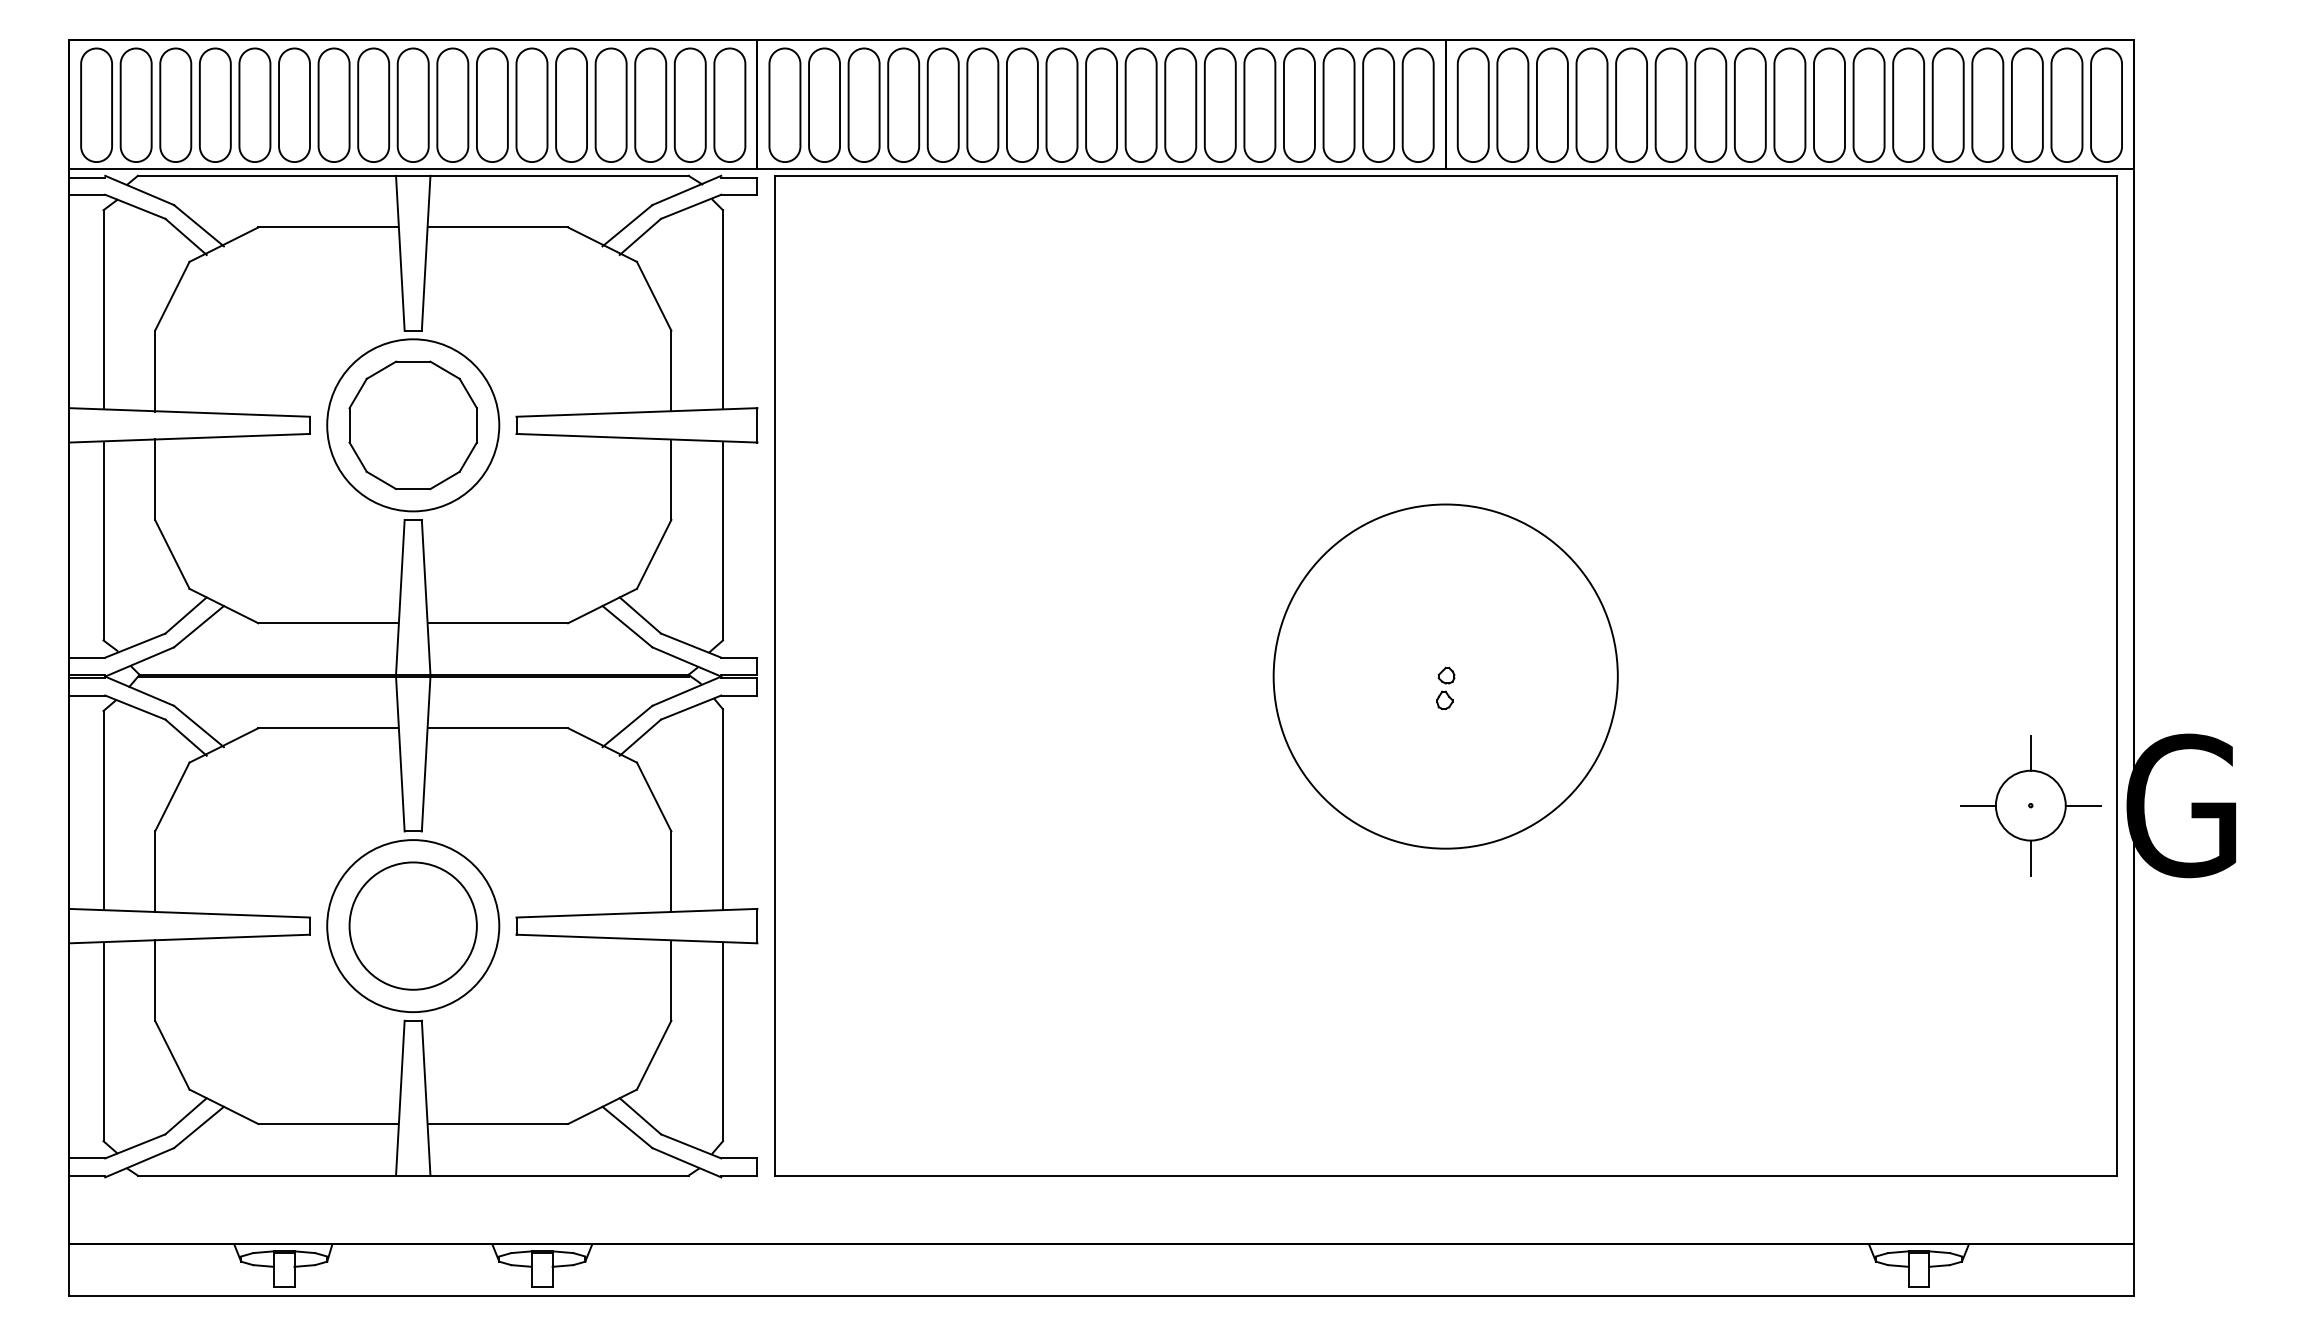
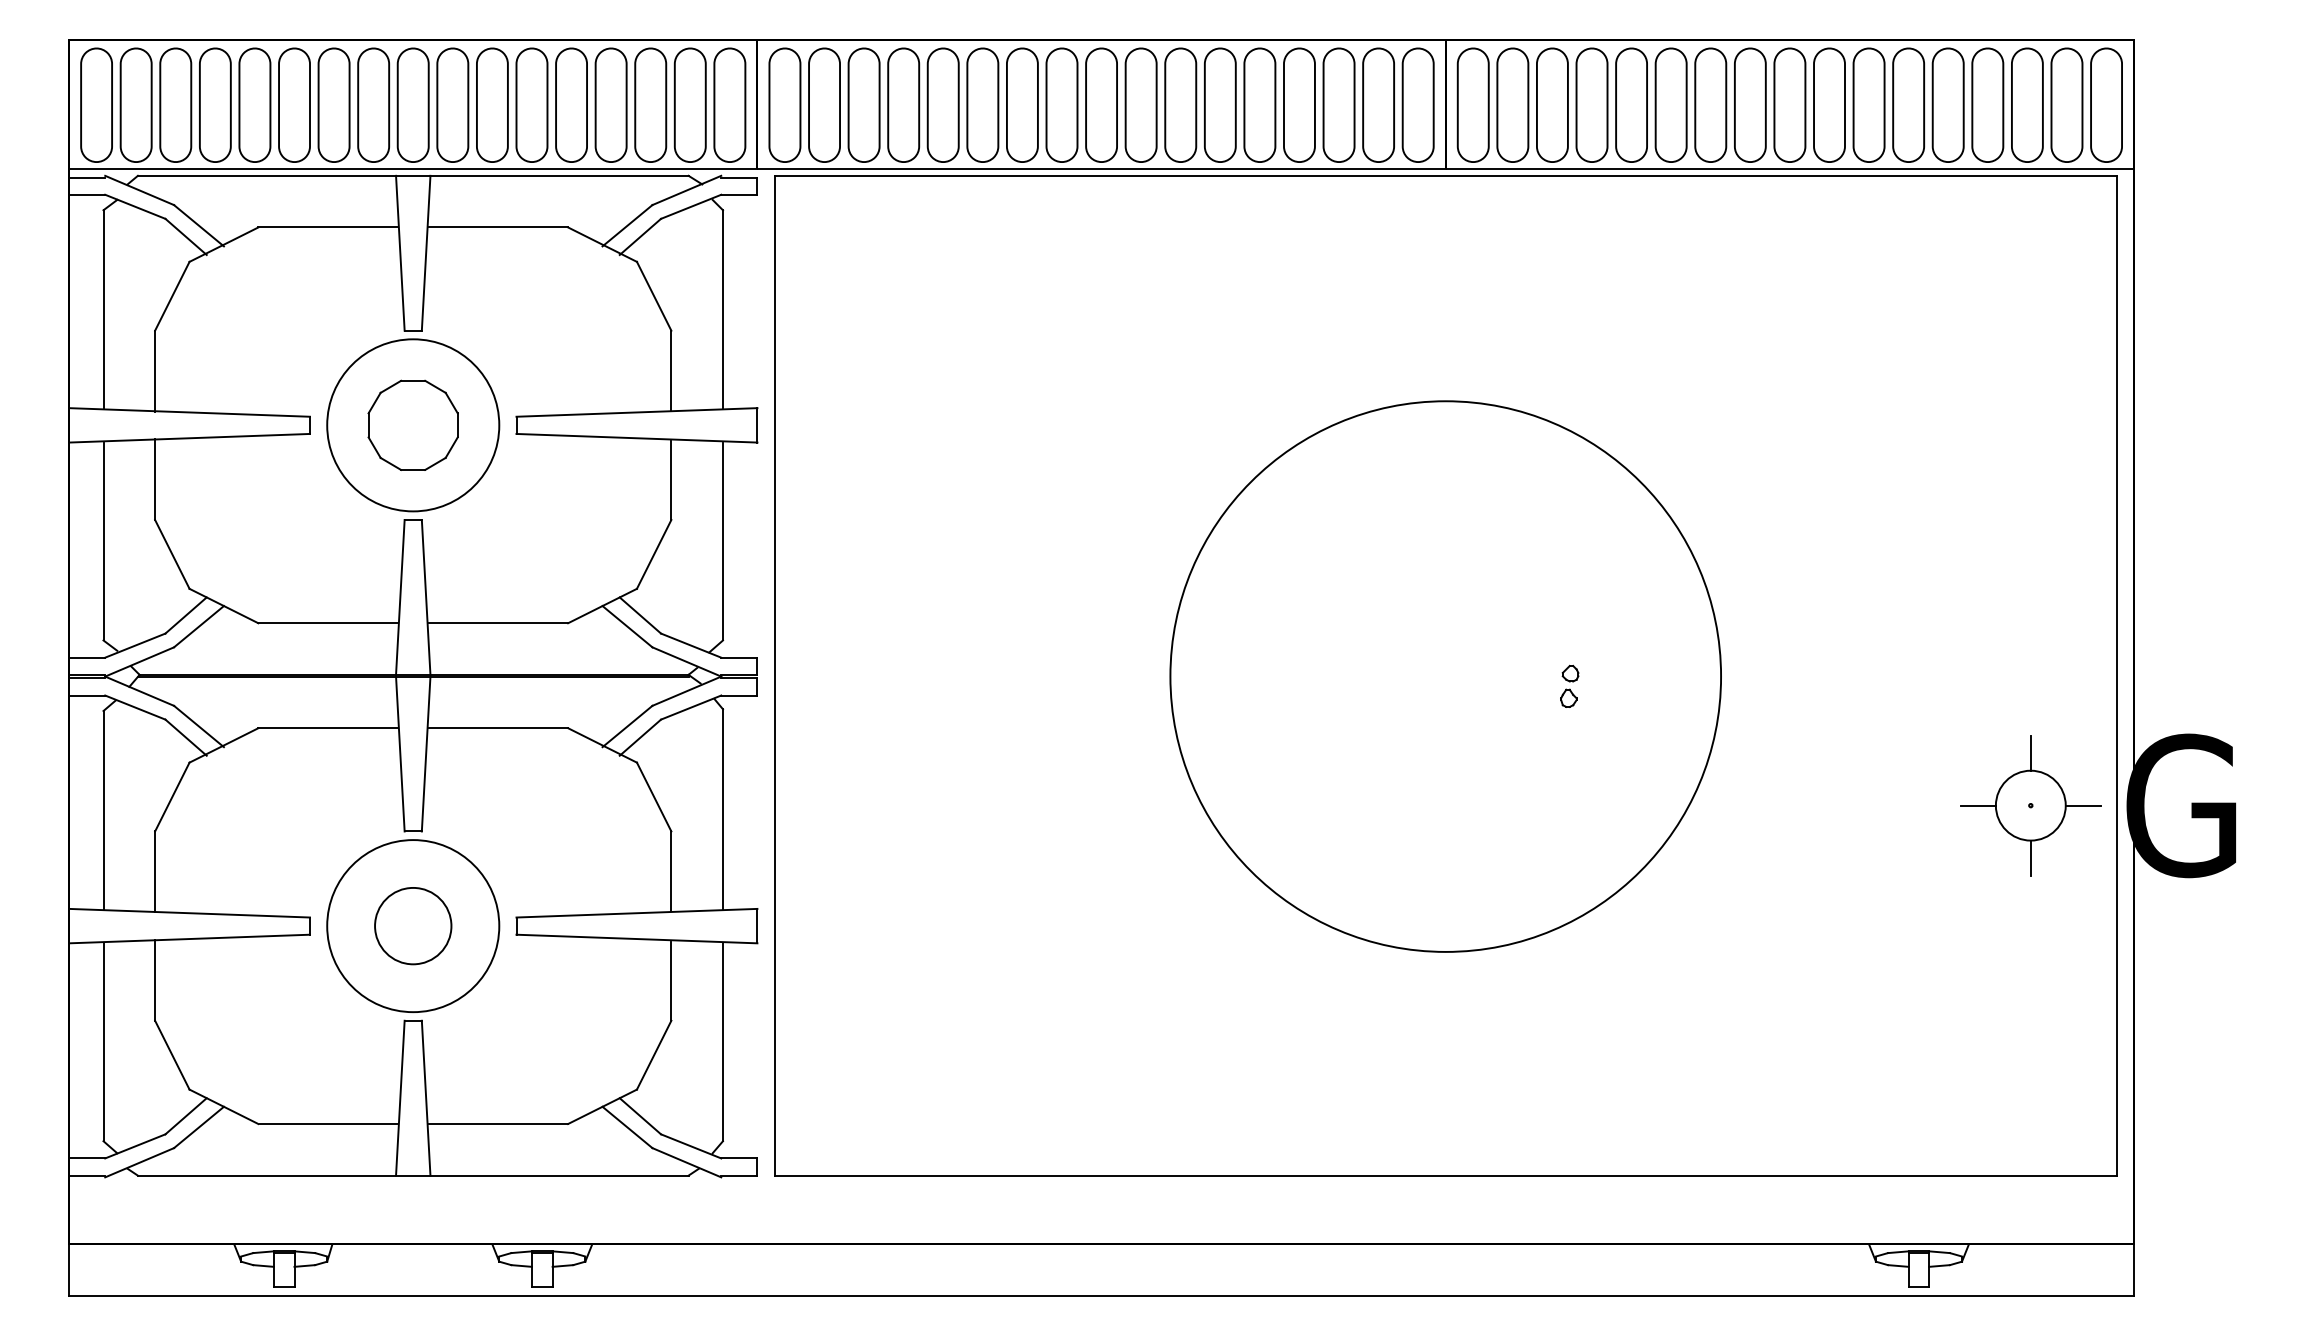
part size: 130x131 px -> 92x92 px (412, 424)
circle diameter: 344 px -> 551 px (1445, 676)
part position: (1445, 687) -> (1569, 685) (1569, 685)
circle diameter: 127 px -> 76 px (413, 925)
